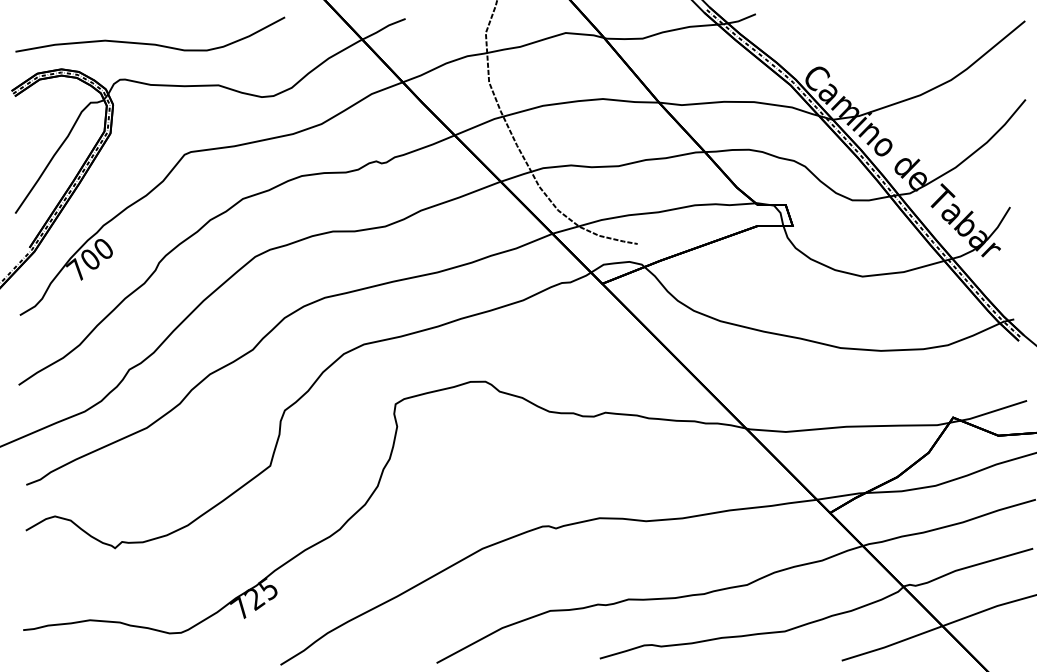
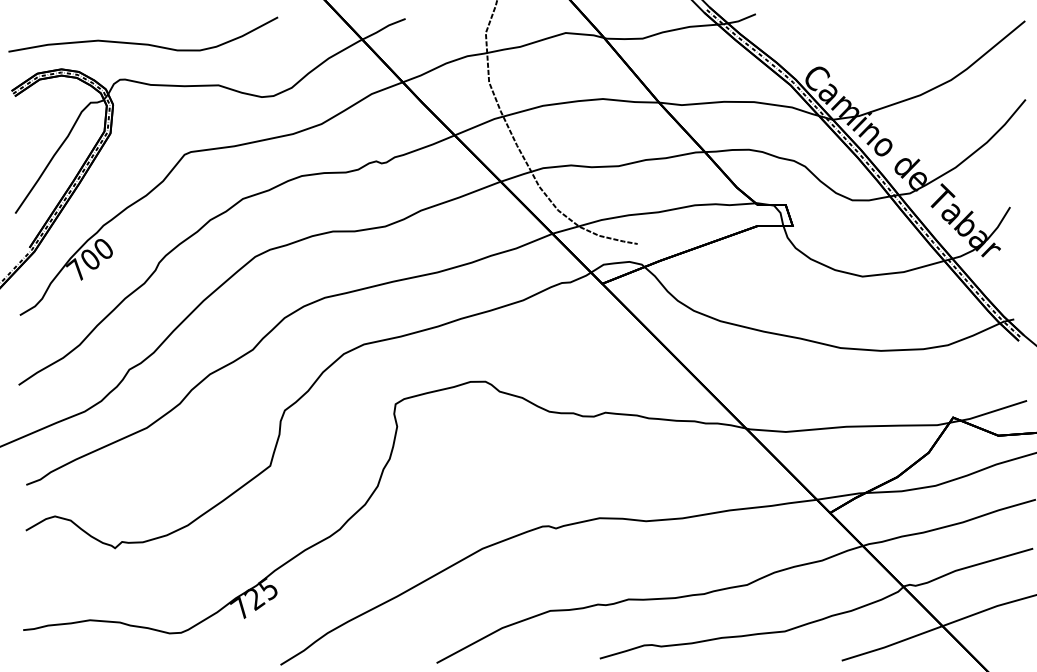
curve position: (150, 43) -> (143, 43) (143, 43)
